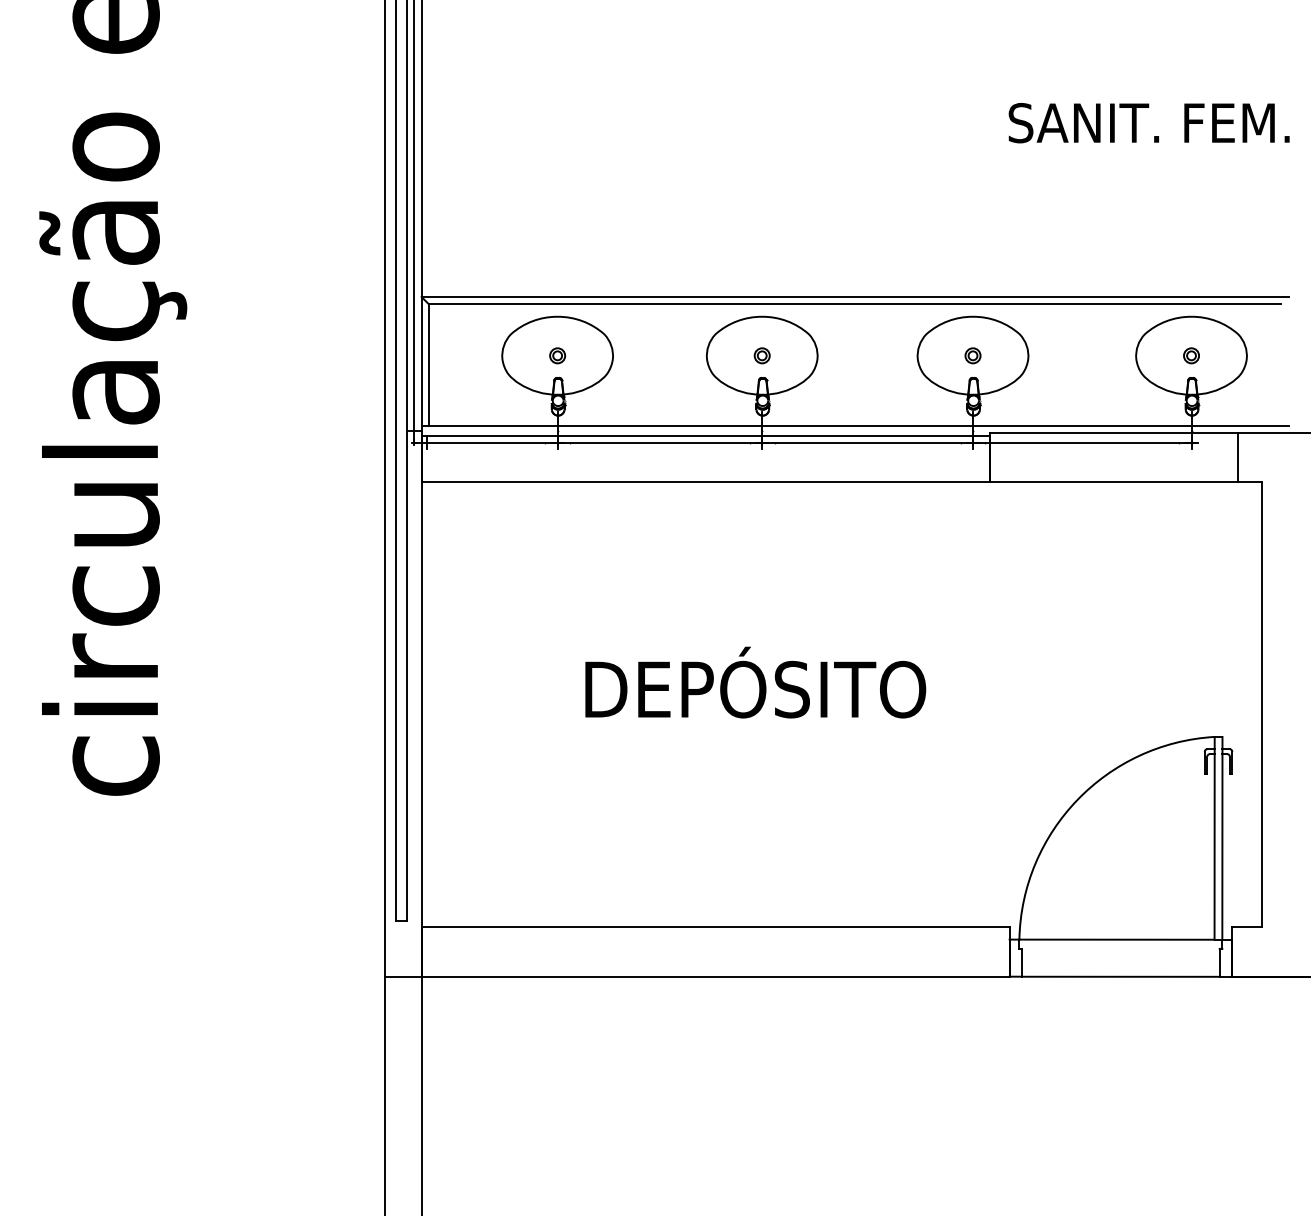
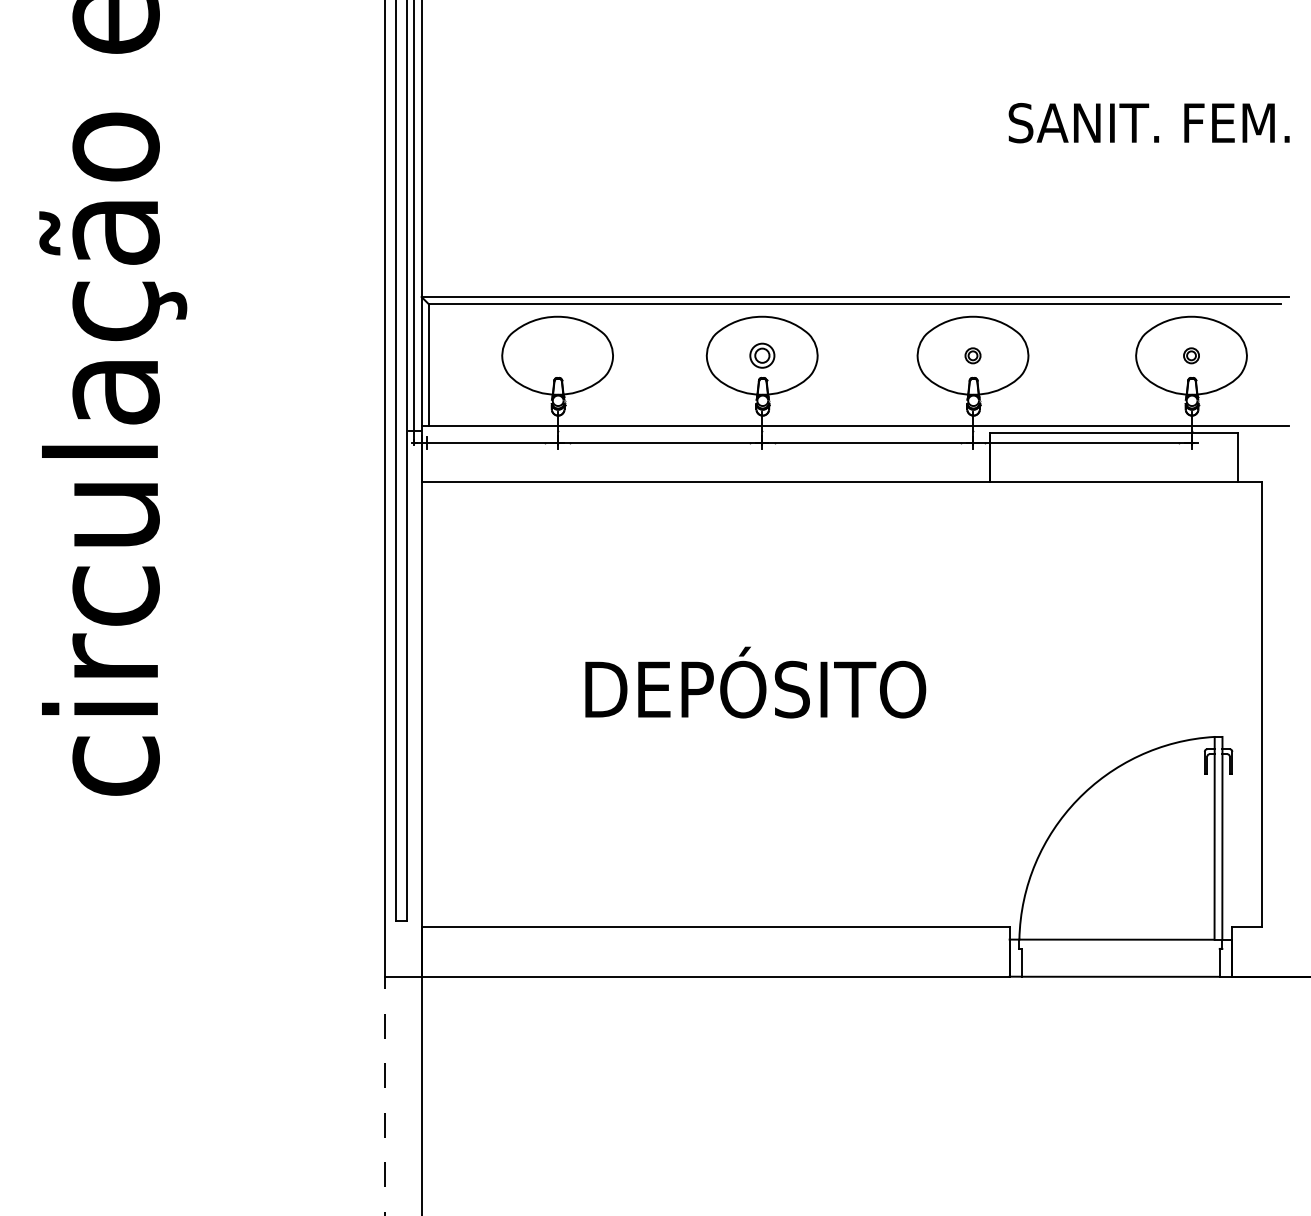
part: present -> none (557, 355)
part size: 18x18 px -> 27x27 px (762, 355)
line: present -> none (1272, 432)
line: present -> none (705, 435)
line: solid -> dashed (384, 1095)
